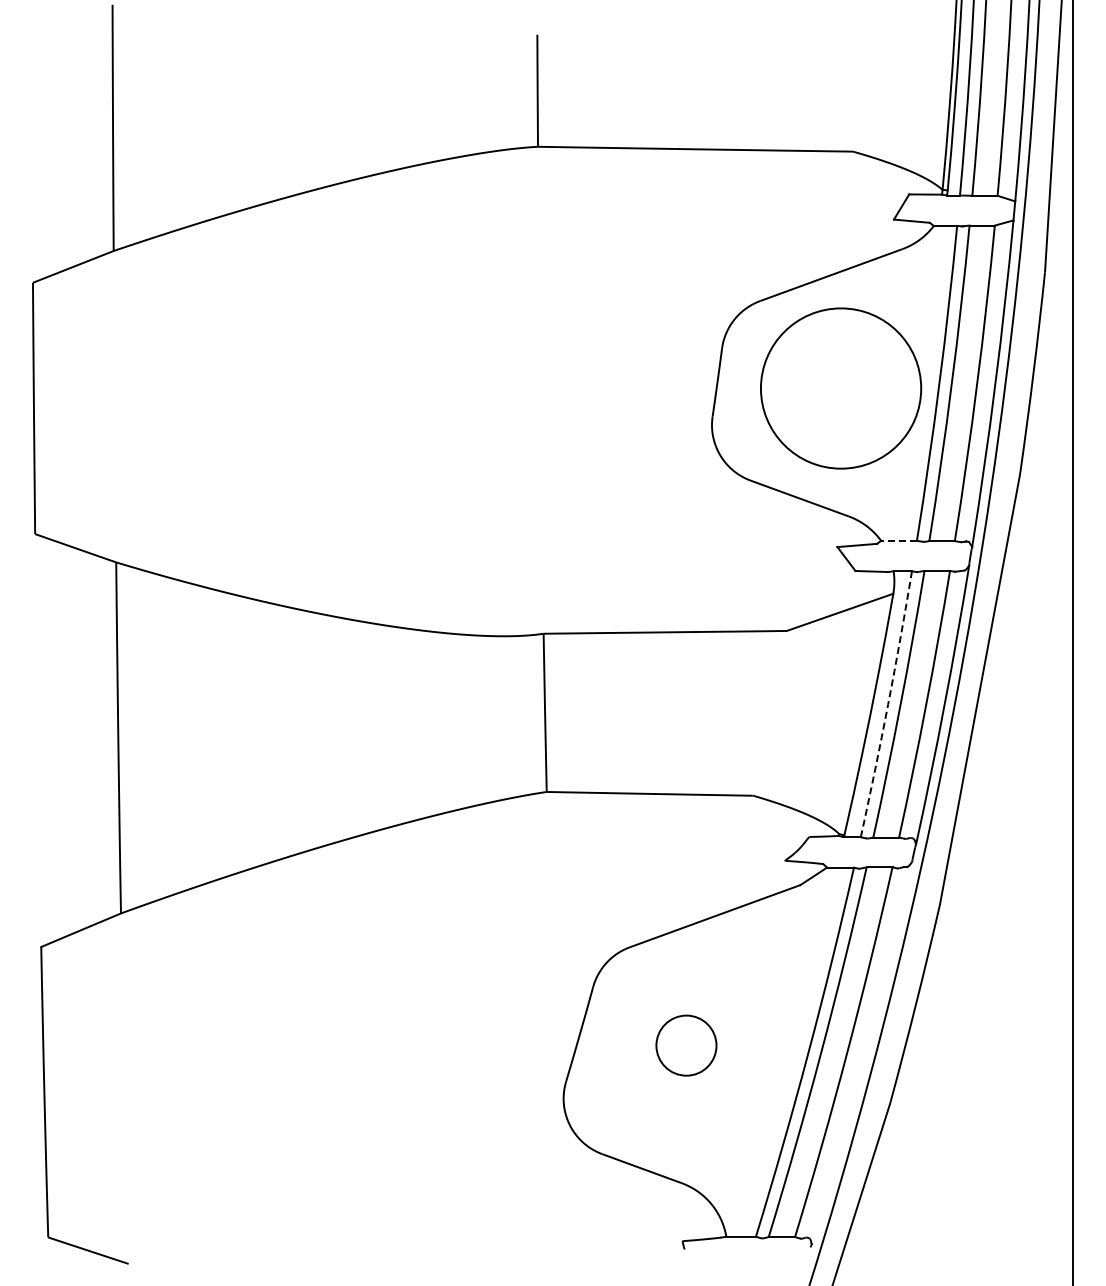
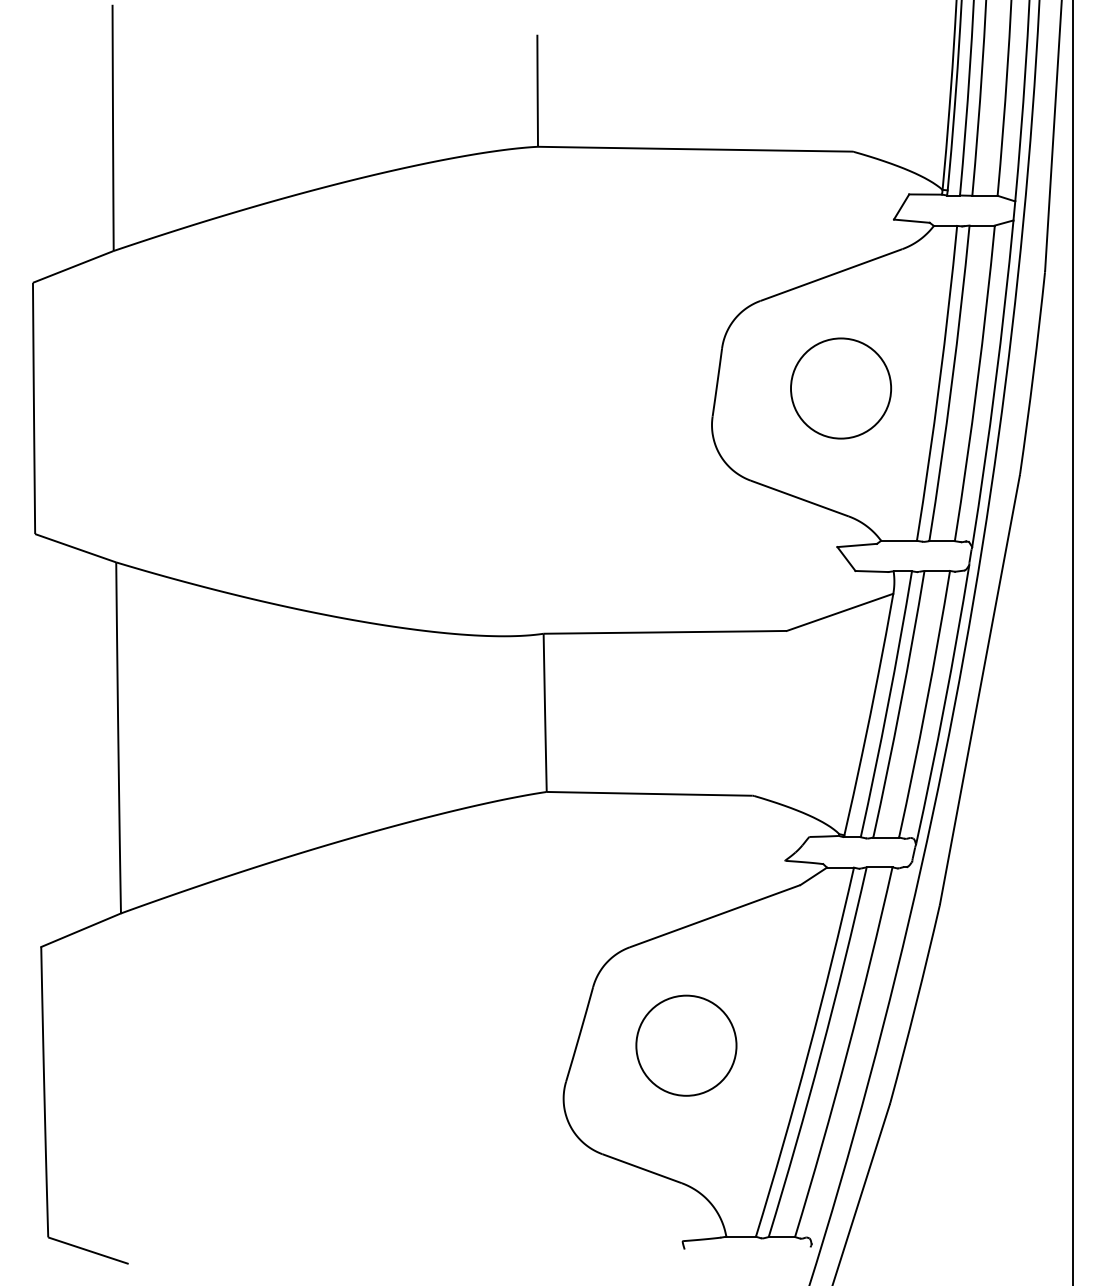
circle diameter: 160 px -> 100 px (841, 388)
line: dashed -> solid (899, 540)
arc: dashed -> solid (888, 704)
circle size: 63x63 px -> 103x103 px (686, 1045)
